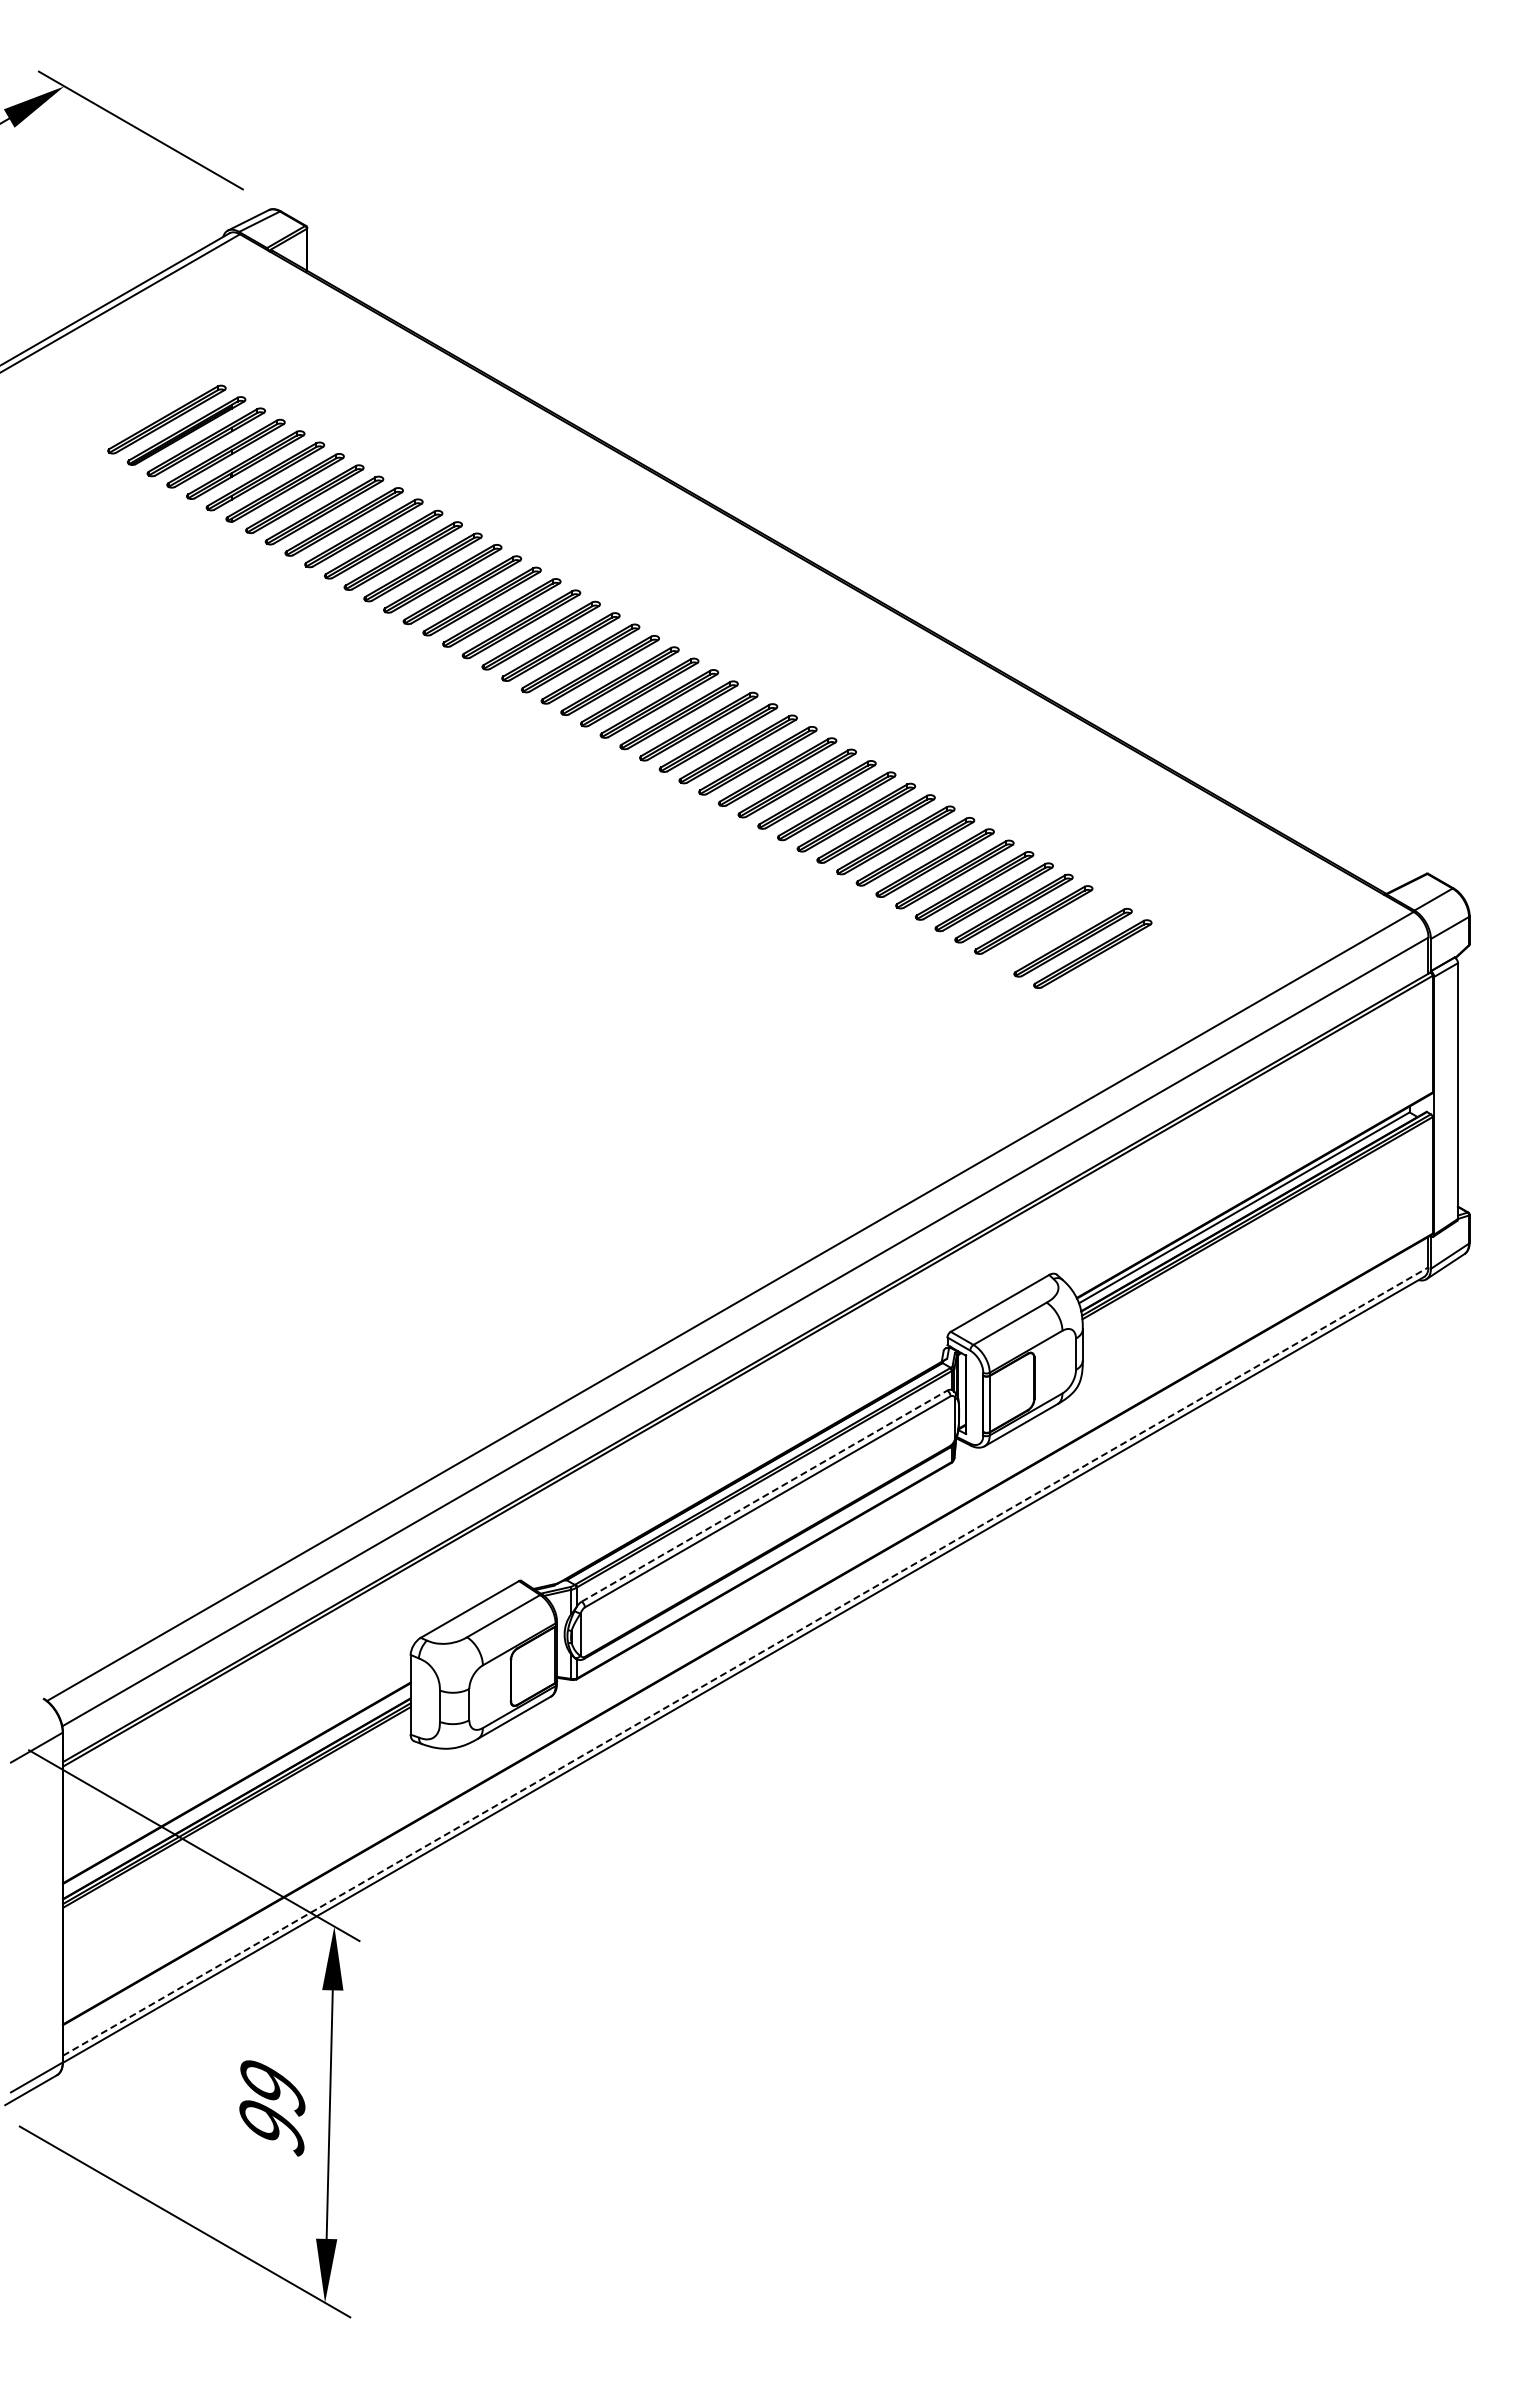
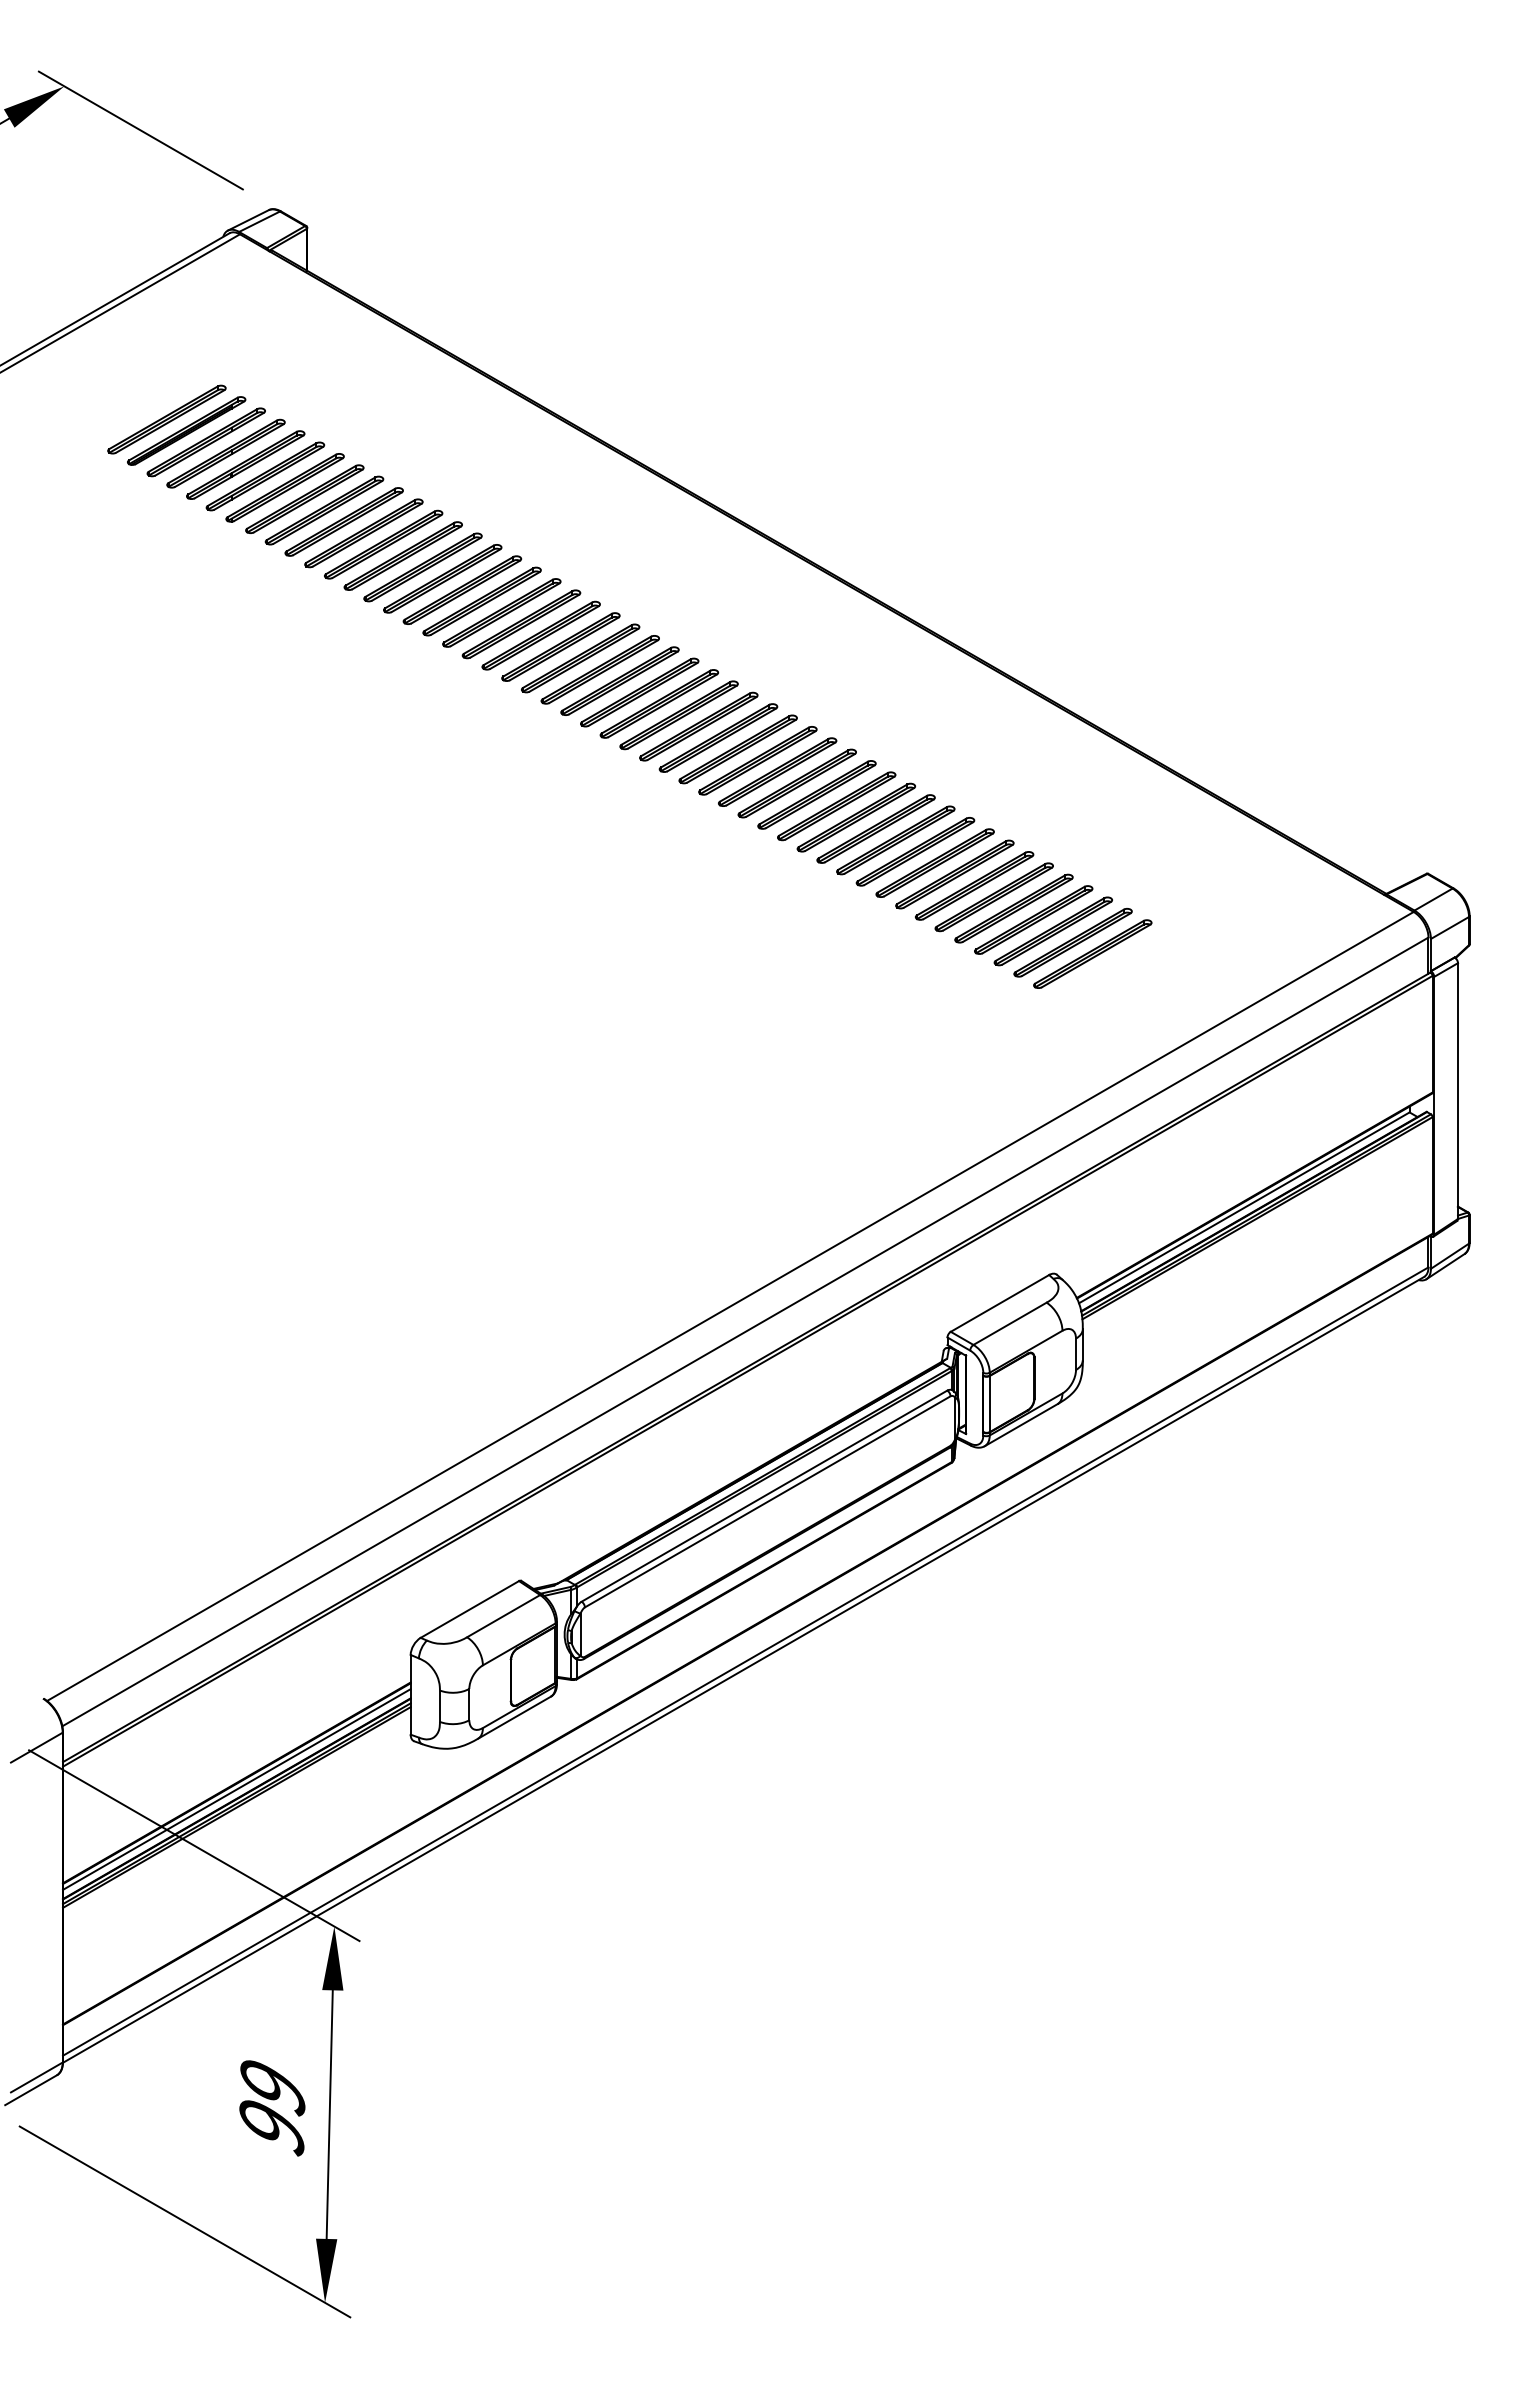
part: none -> present (1052, 931)
line: dashed -> solid (764, 1495)
line: dashed -> solid (746, 1661)
line: none -> present (236, 1789)
